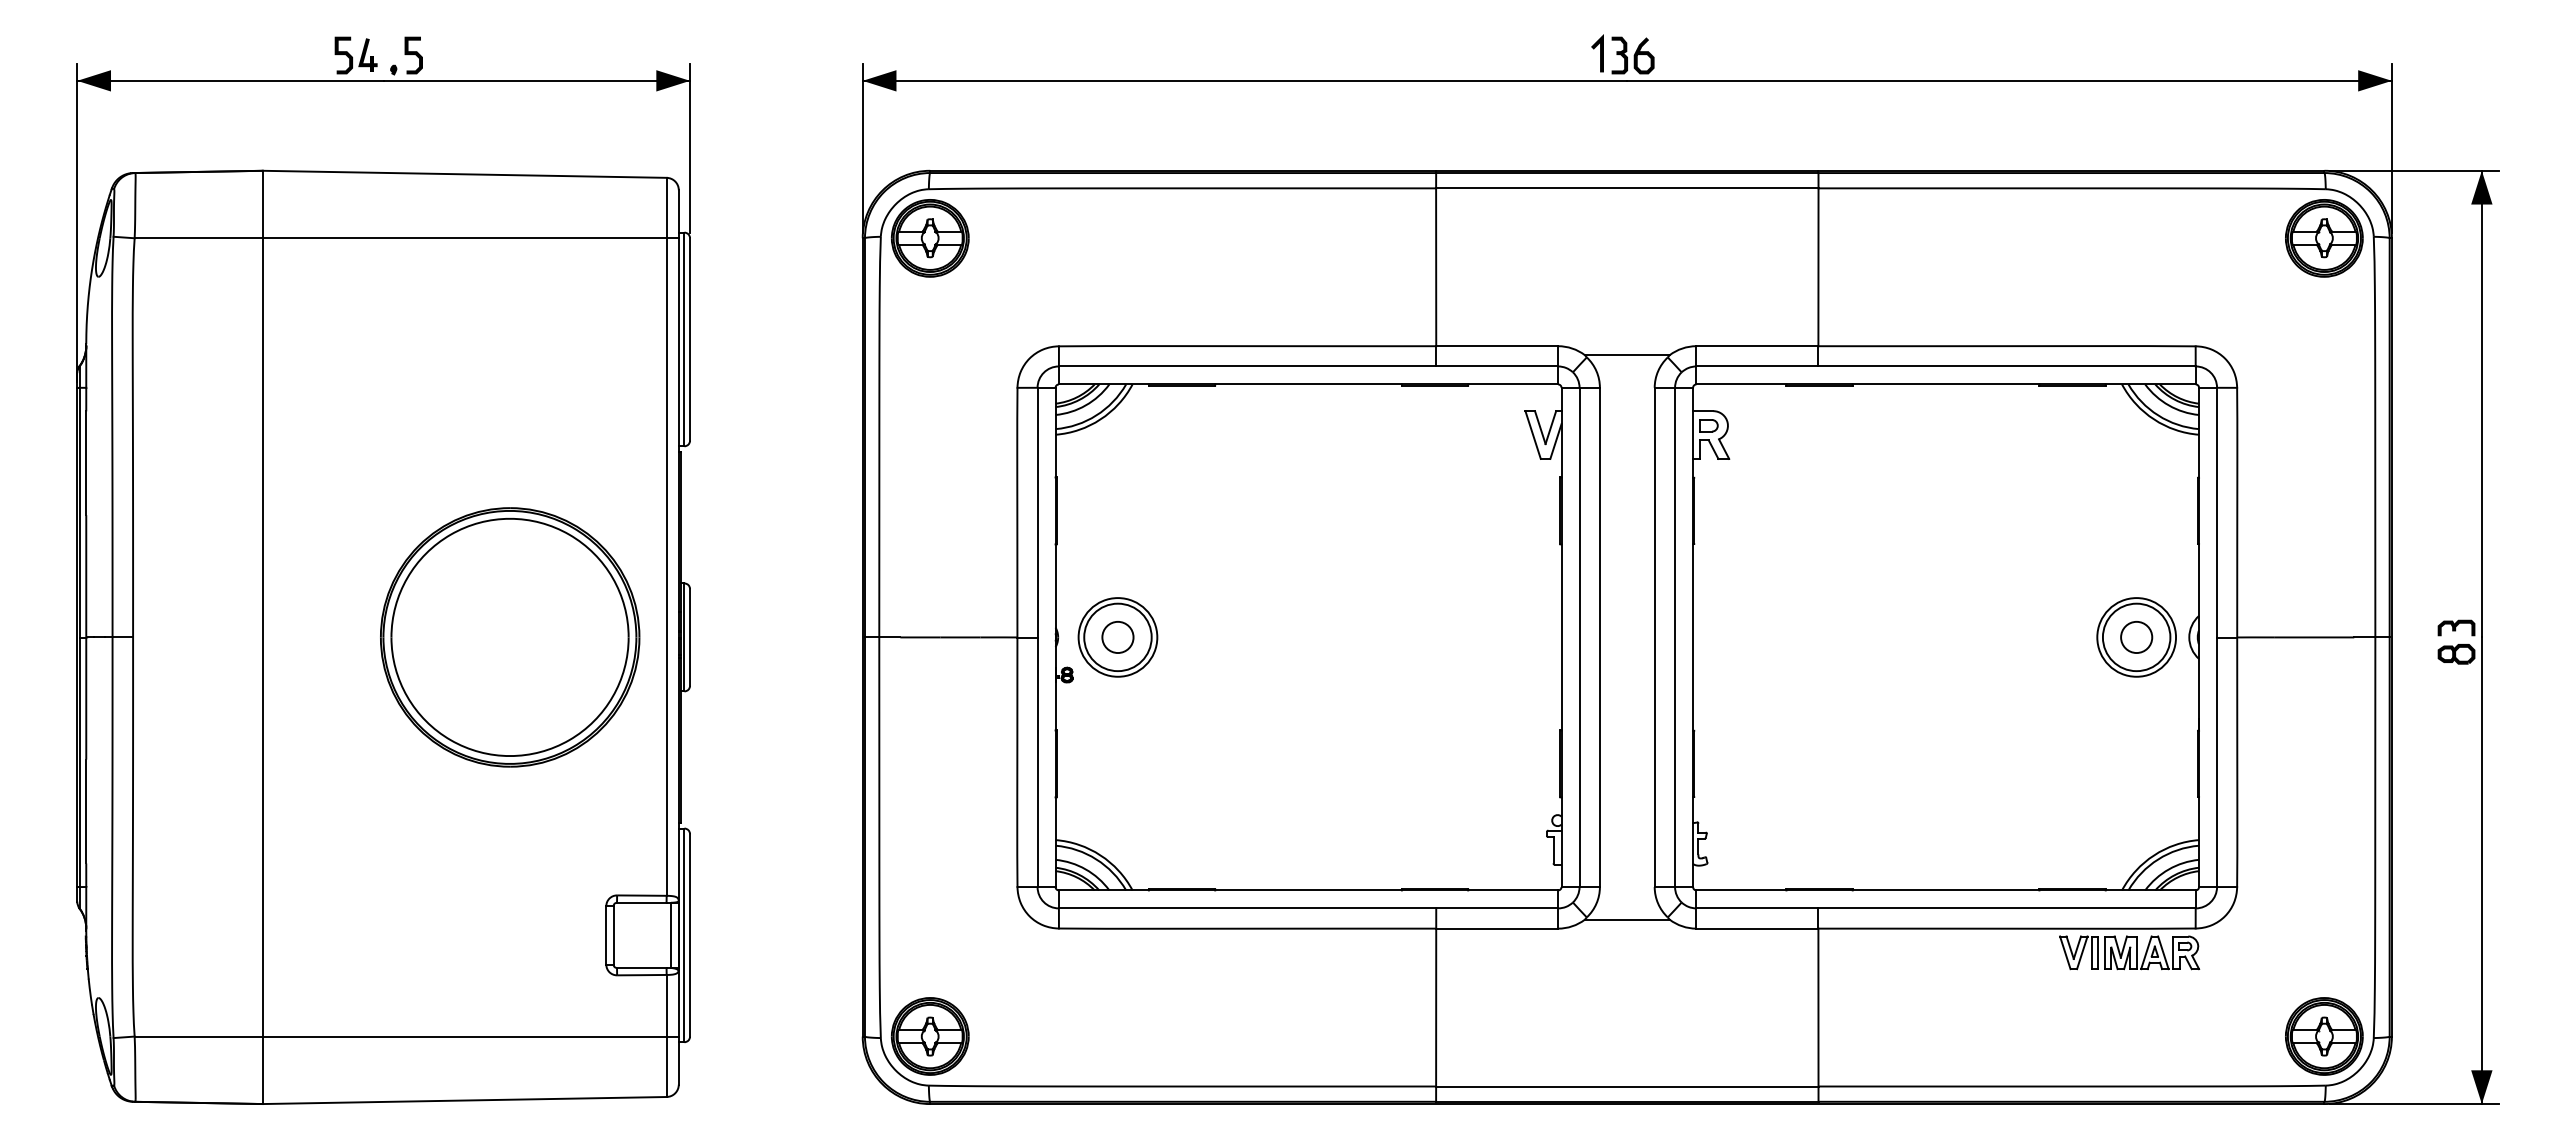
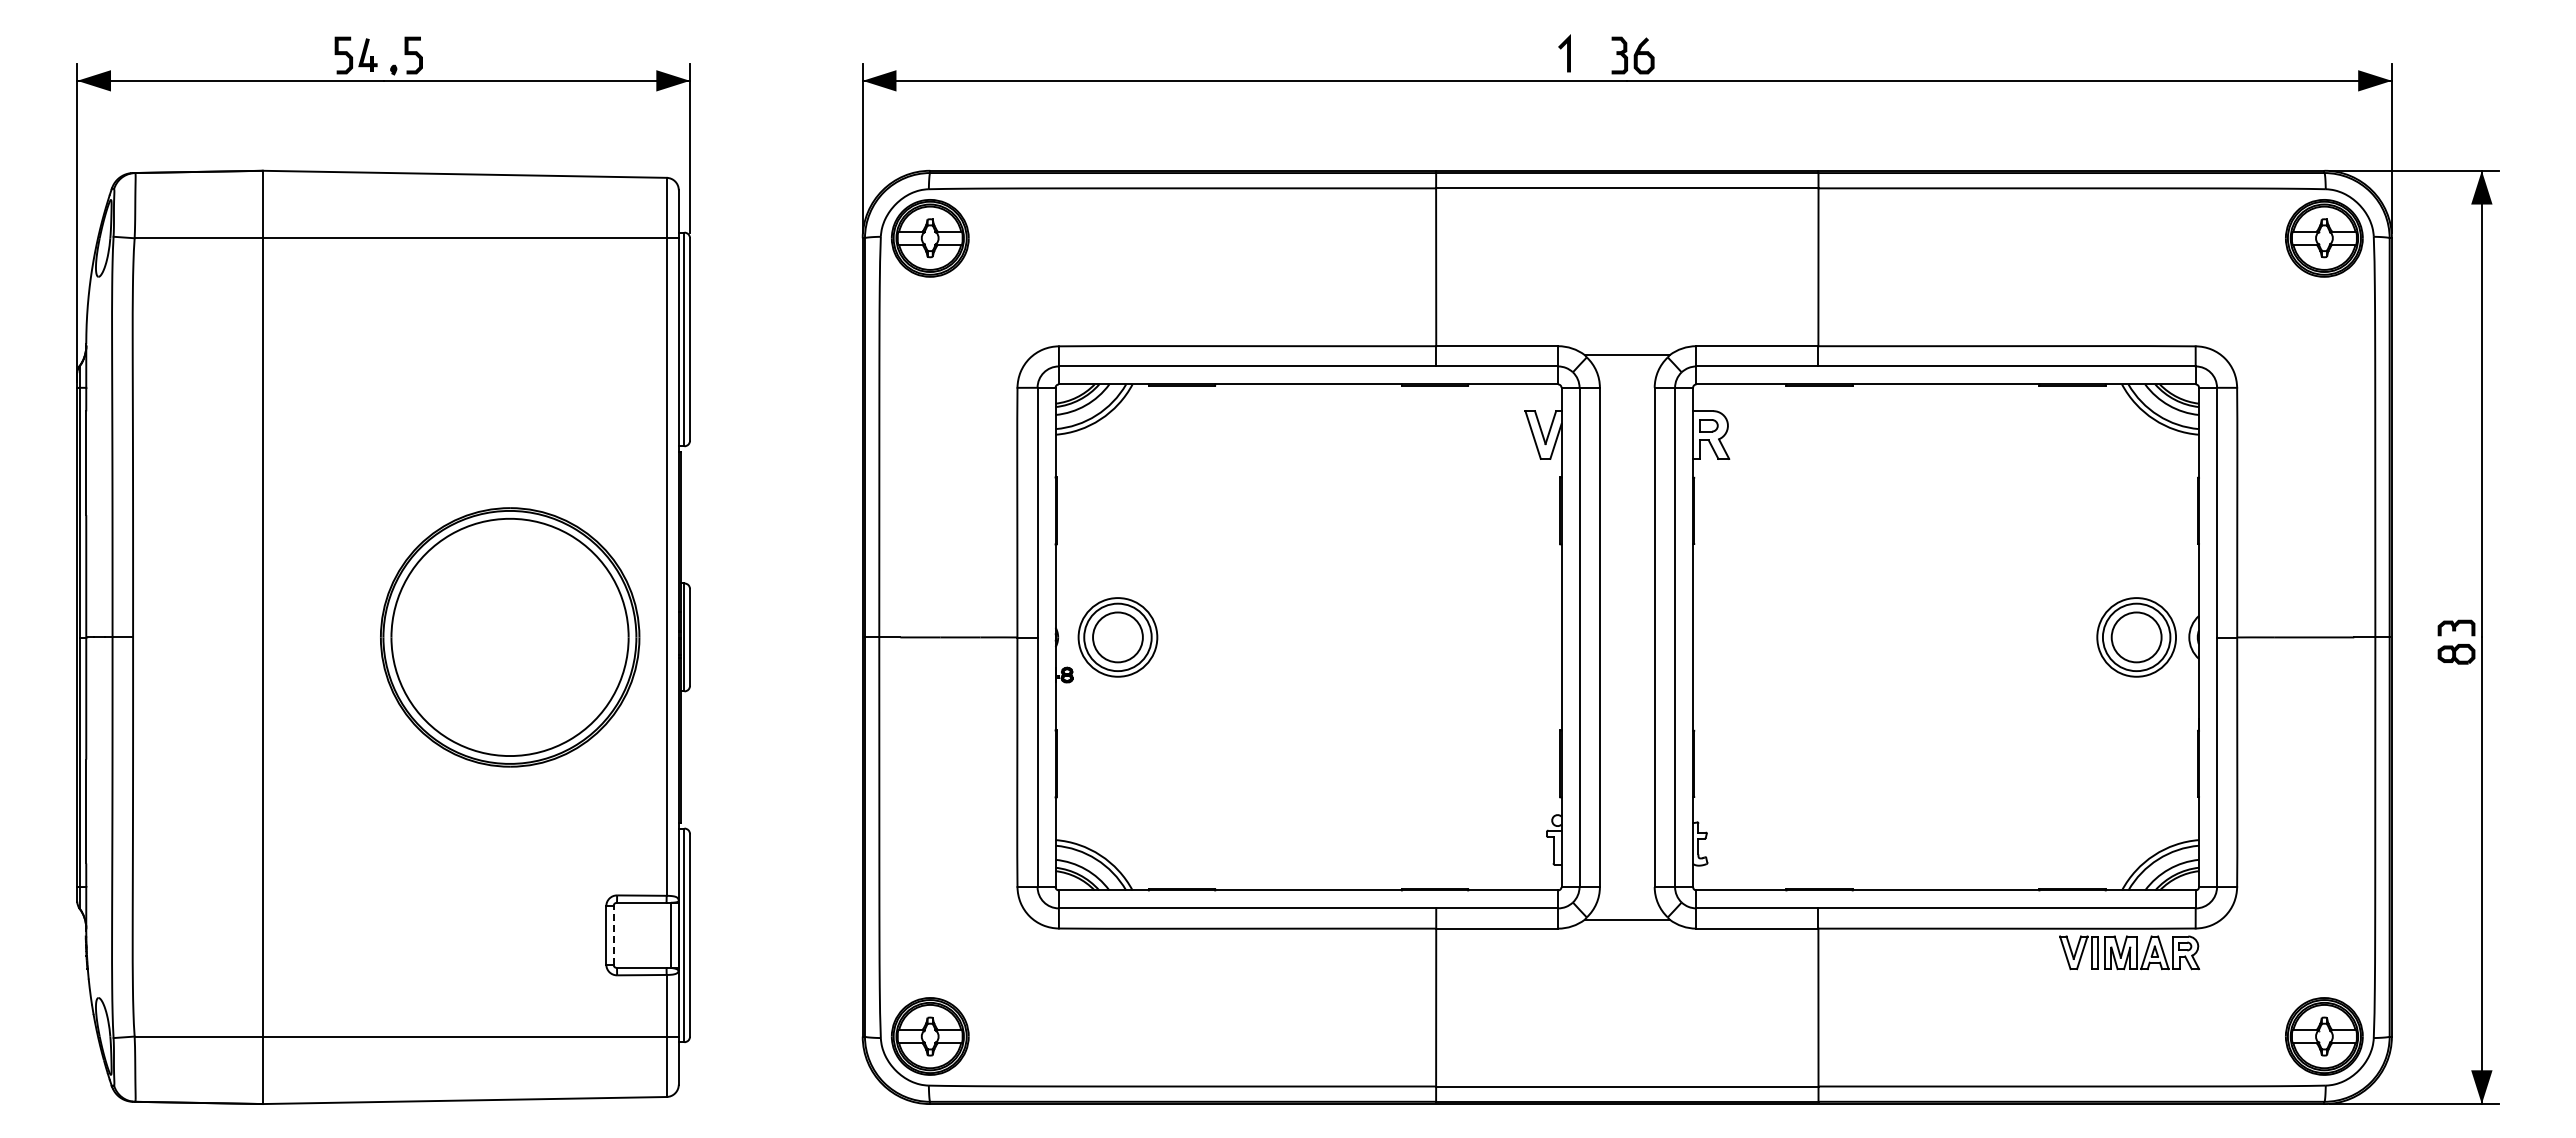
line position: (1600, 53) -> (1567, 53) (1567, 53)
circle diameter: 31 px -> 50 px (1117, 637)
circle diameter: 31 px -> 50 px (2136, 637)
line: solid -> dashed (613, 934)
